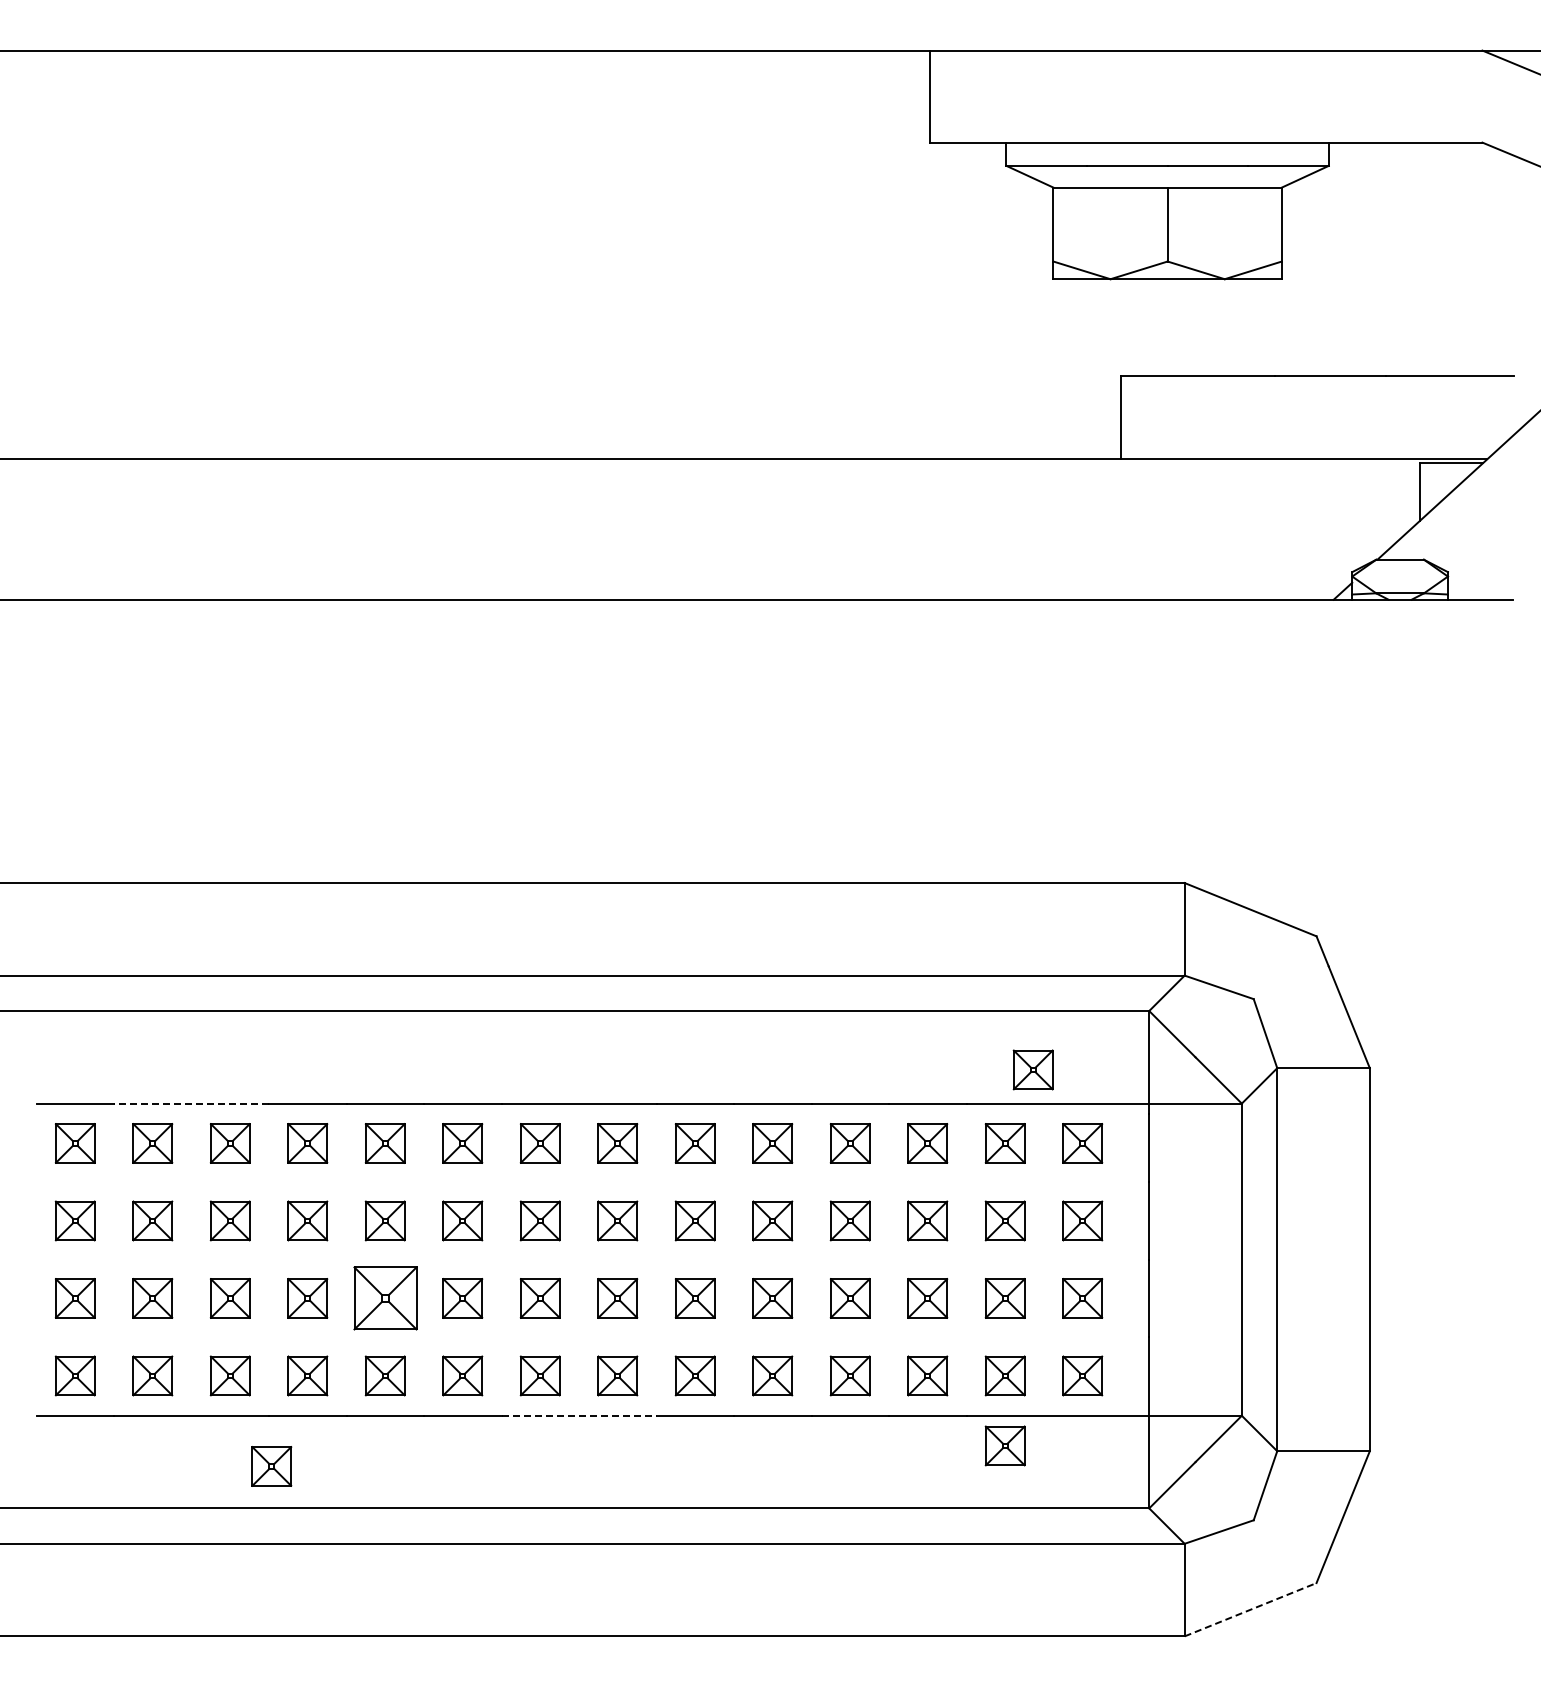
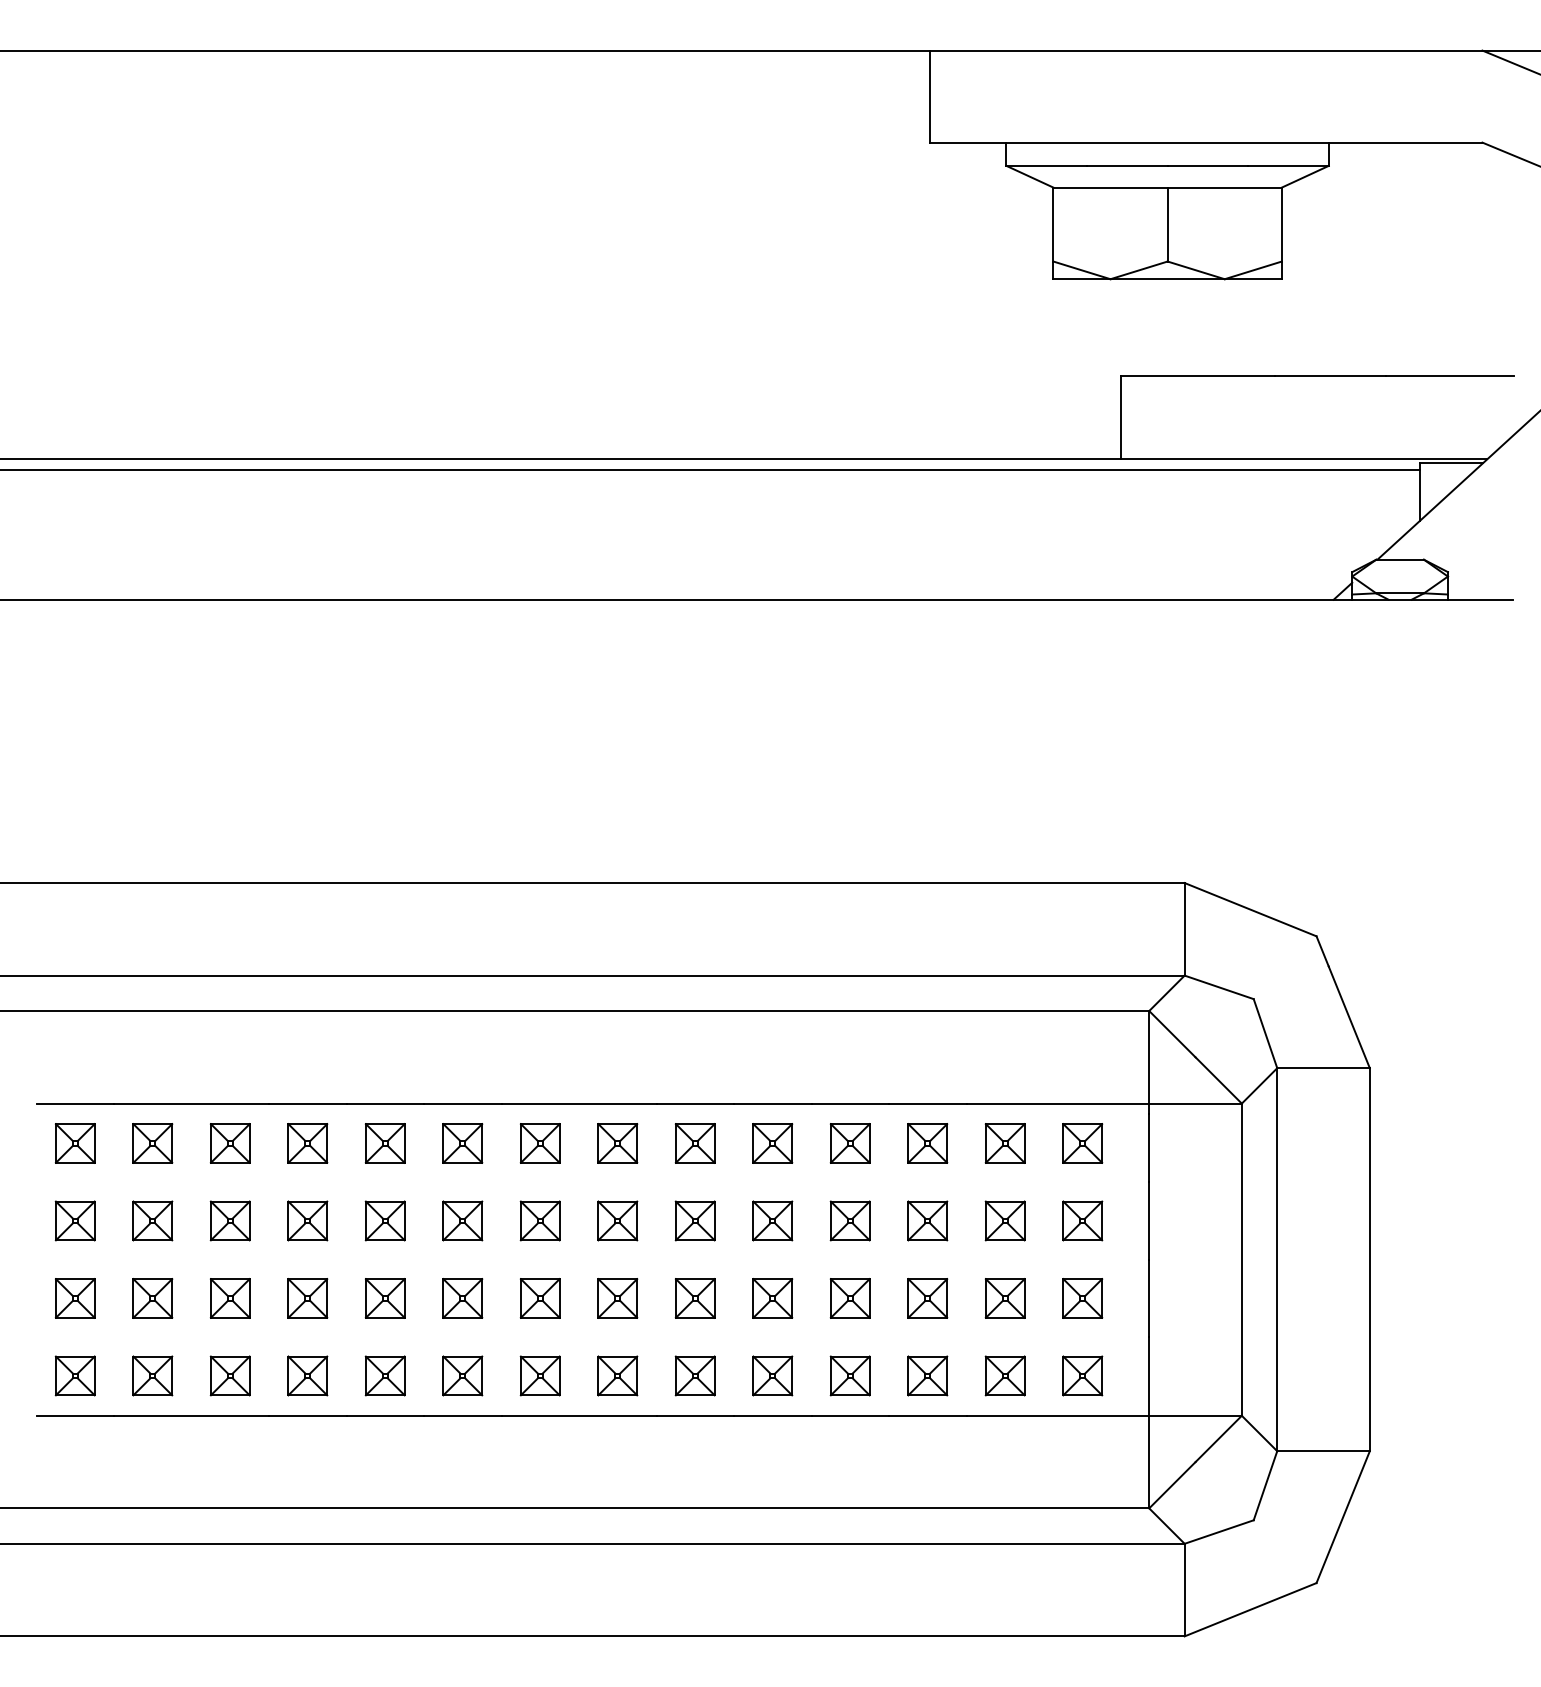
line: none -> present (710, 469)
part: present -> none (1032, 1069)
line: dashed -> solid (191, 1103)
part size: 65x65 px -> 42x41 px (384, 1298)
line: dashed -> solid (579, 1415)
part: present -> none (1004, 1445)
part: present -> none (271, 1466)
line: dashed -> solid (1251, 1609)
